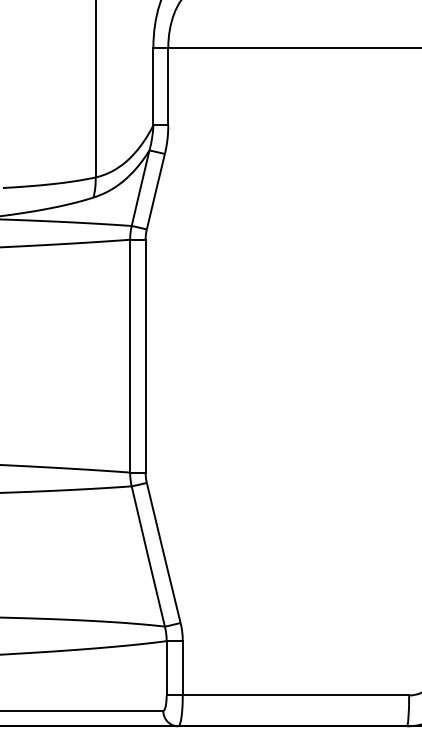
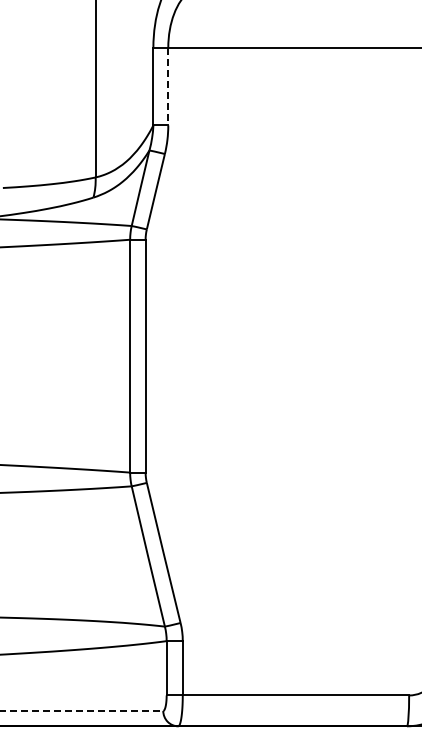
line: solid -> dashed (168, 86)
line: solid -> dashed (82, 710)
